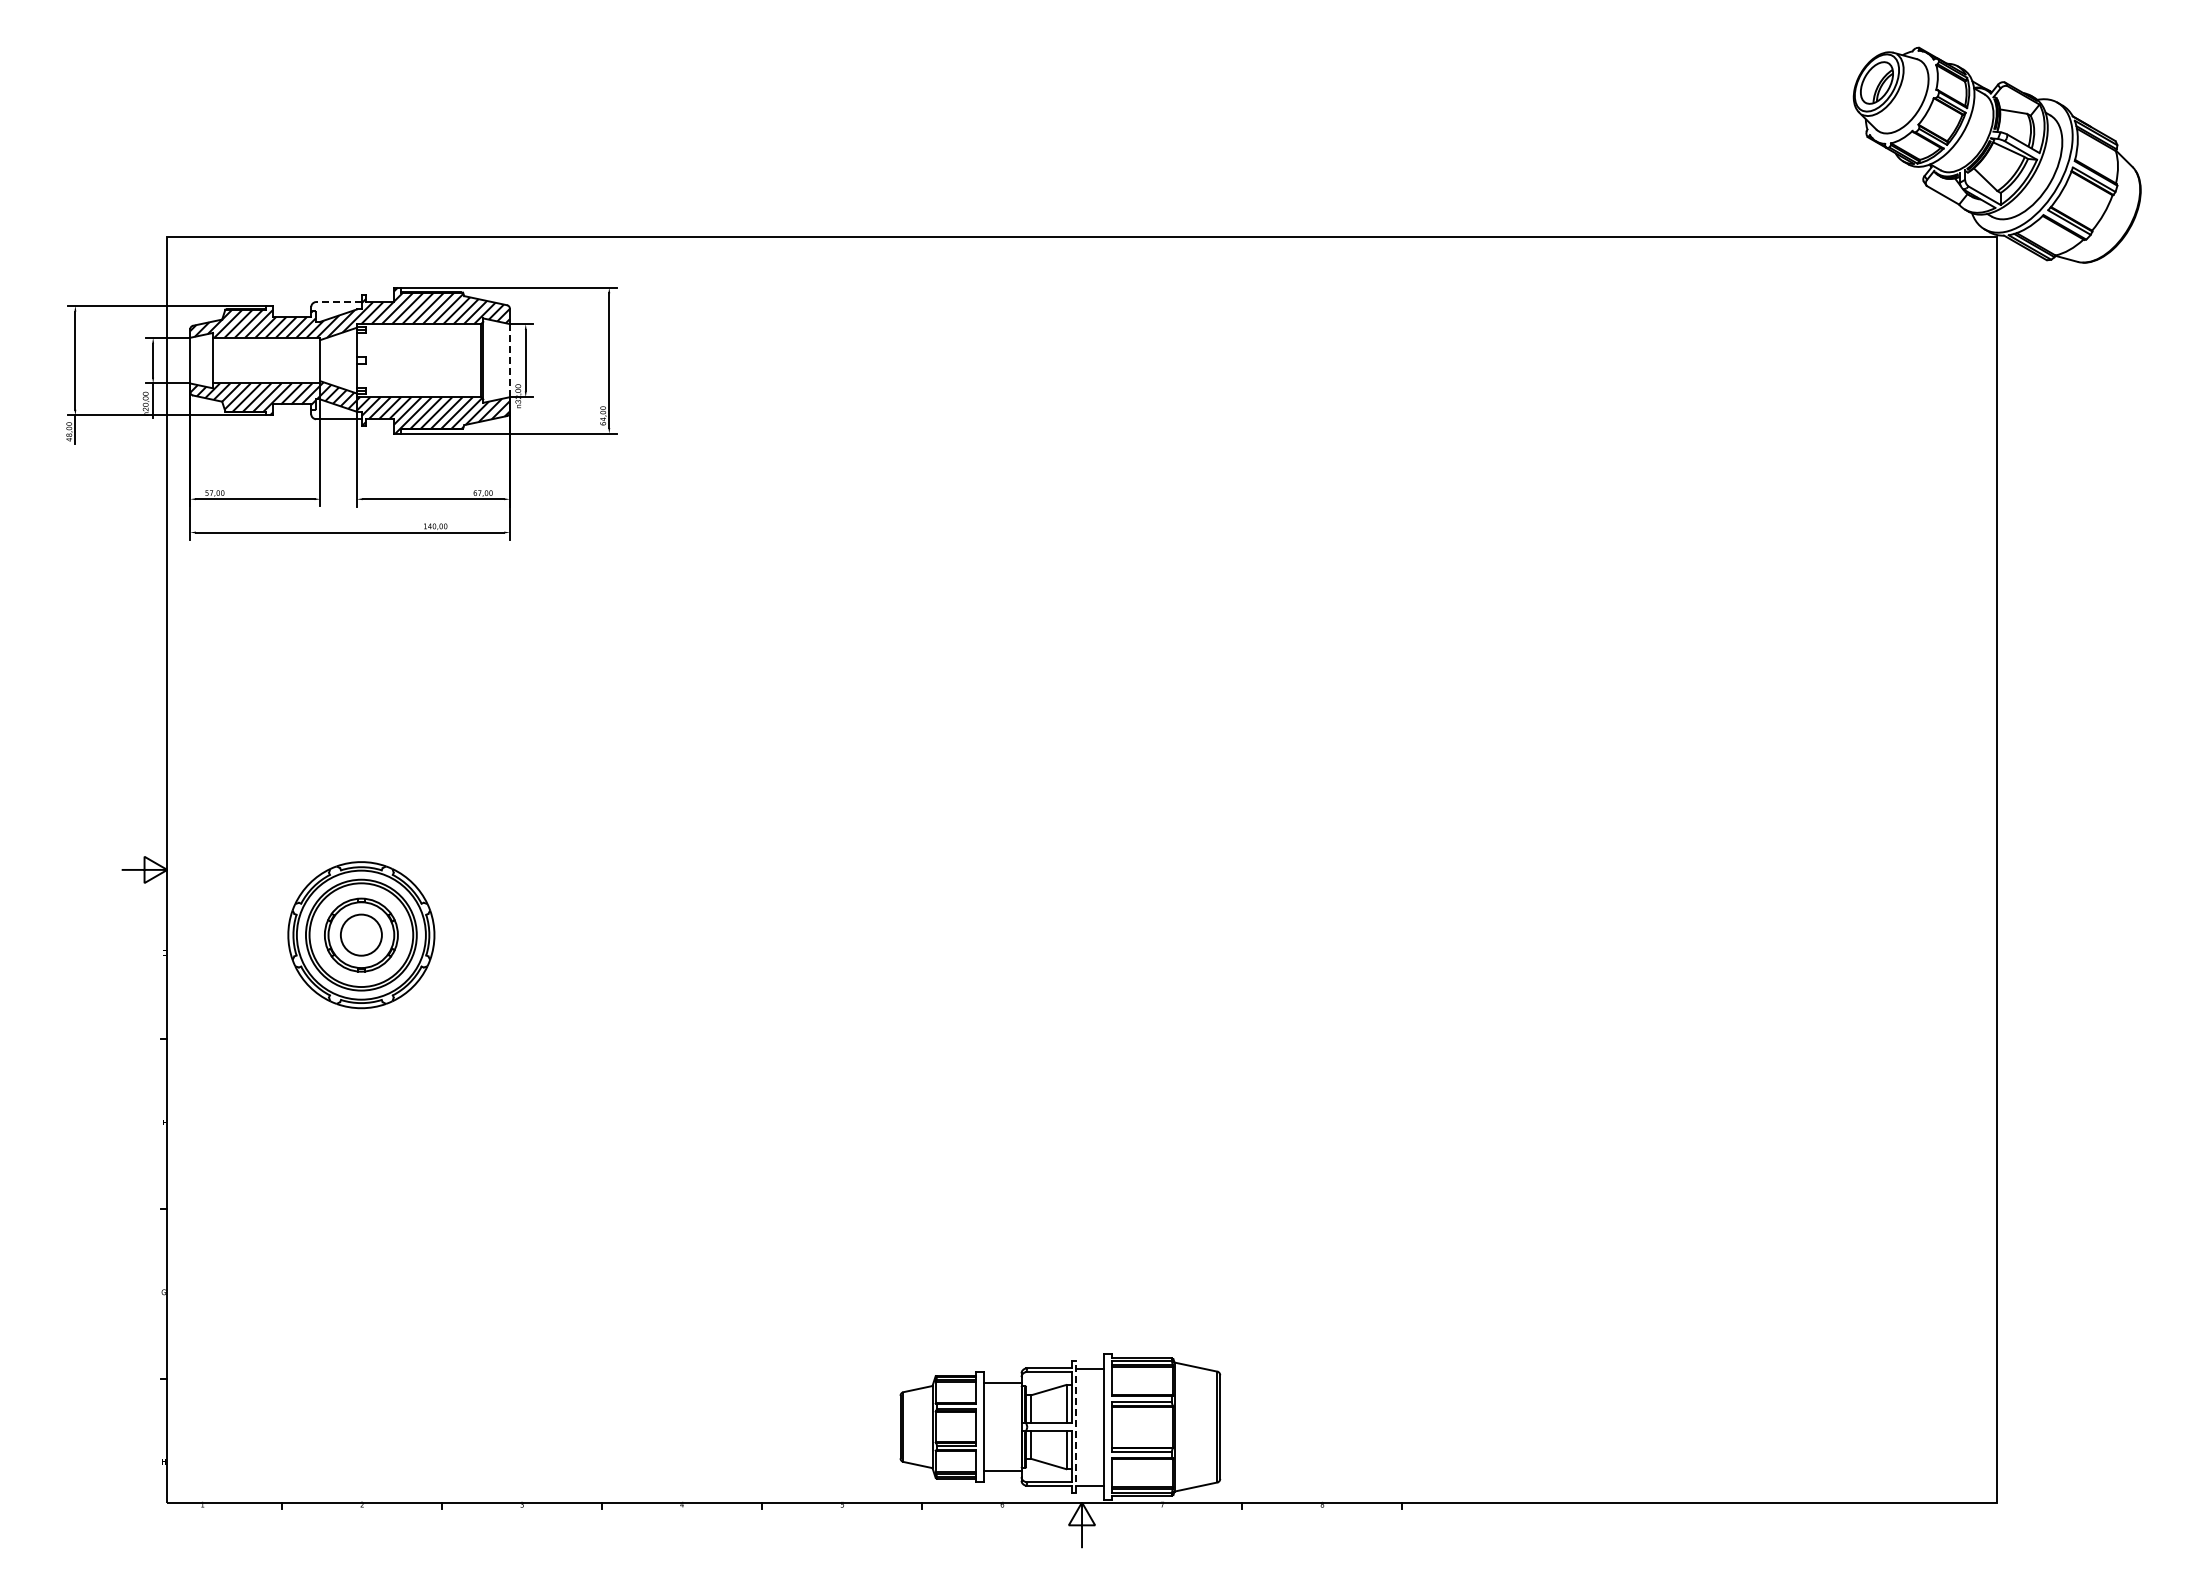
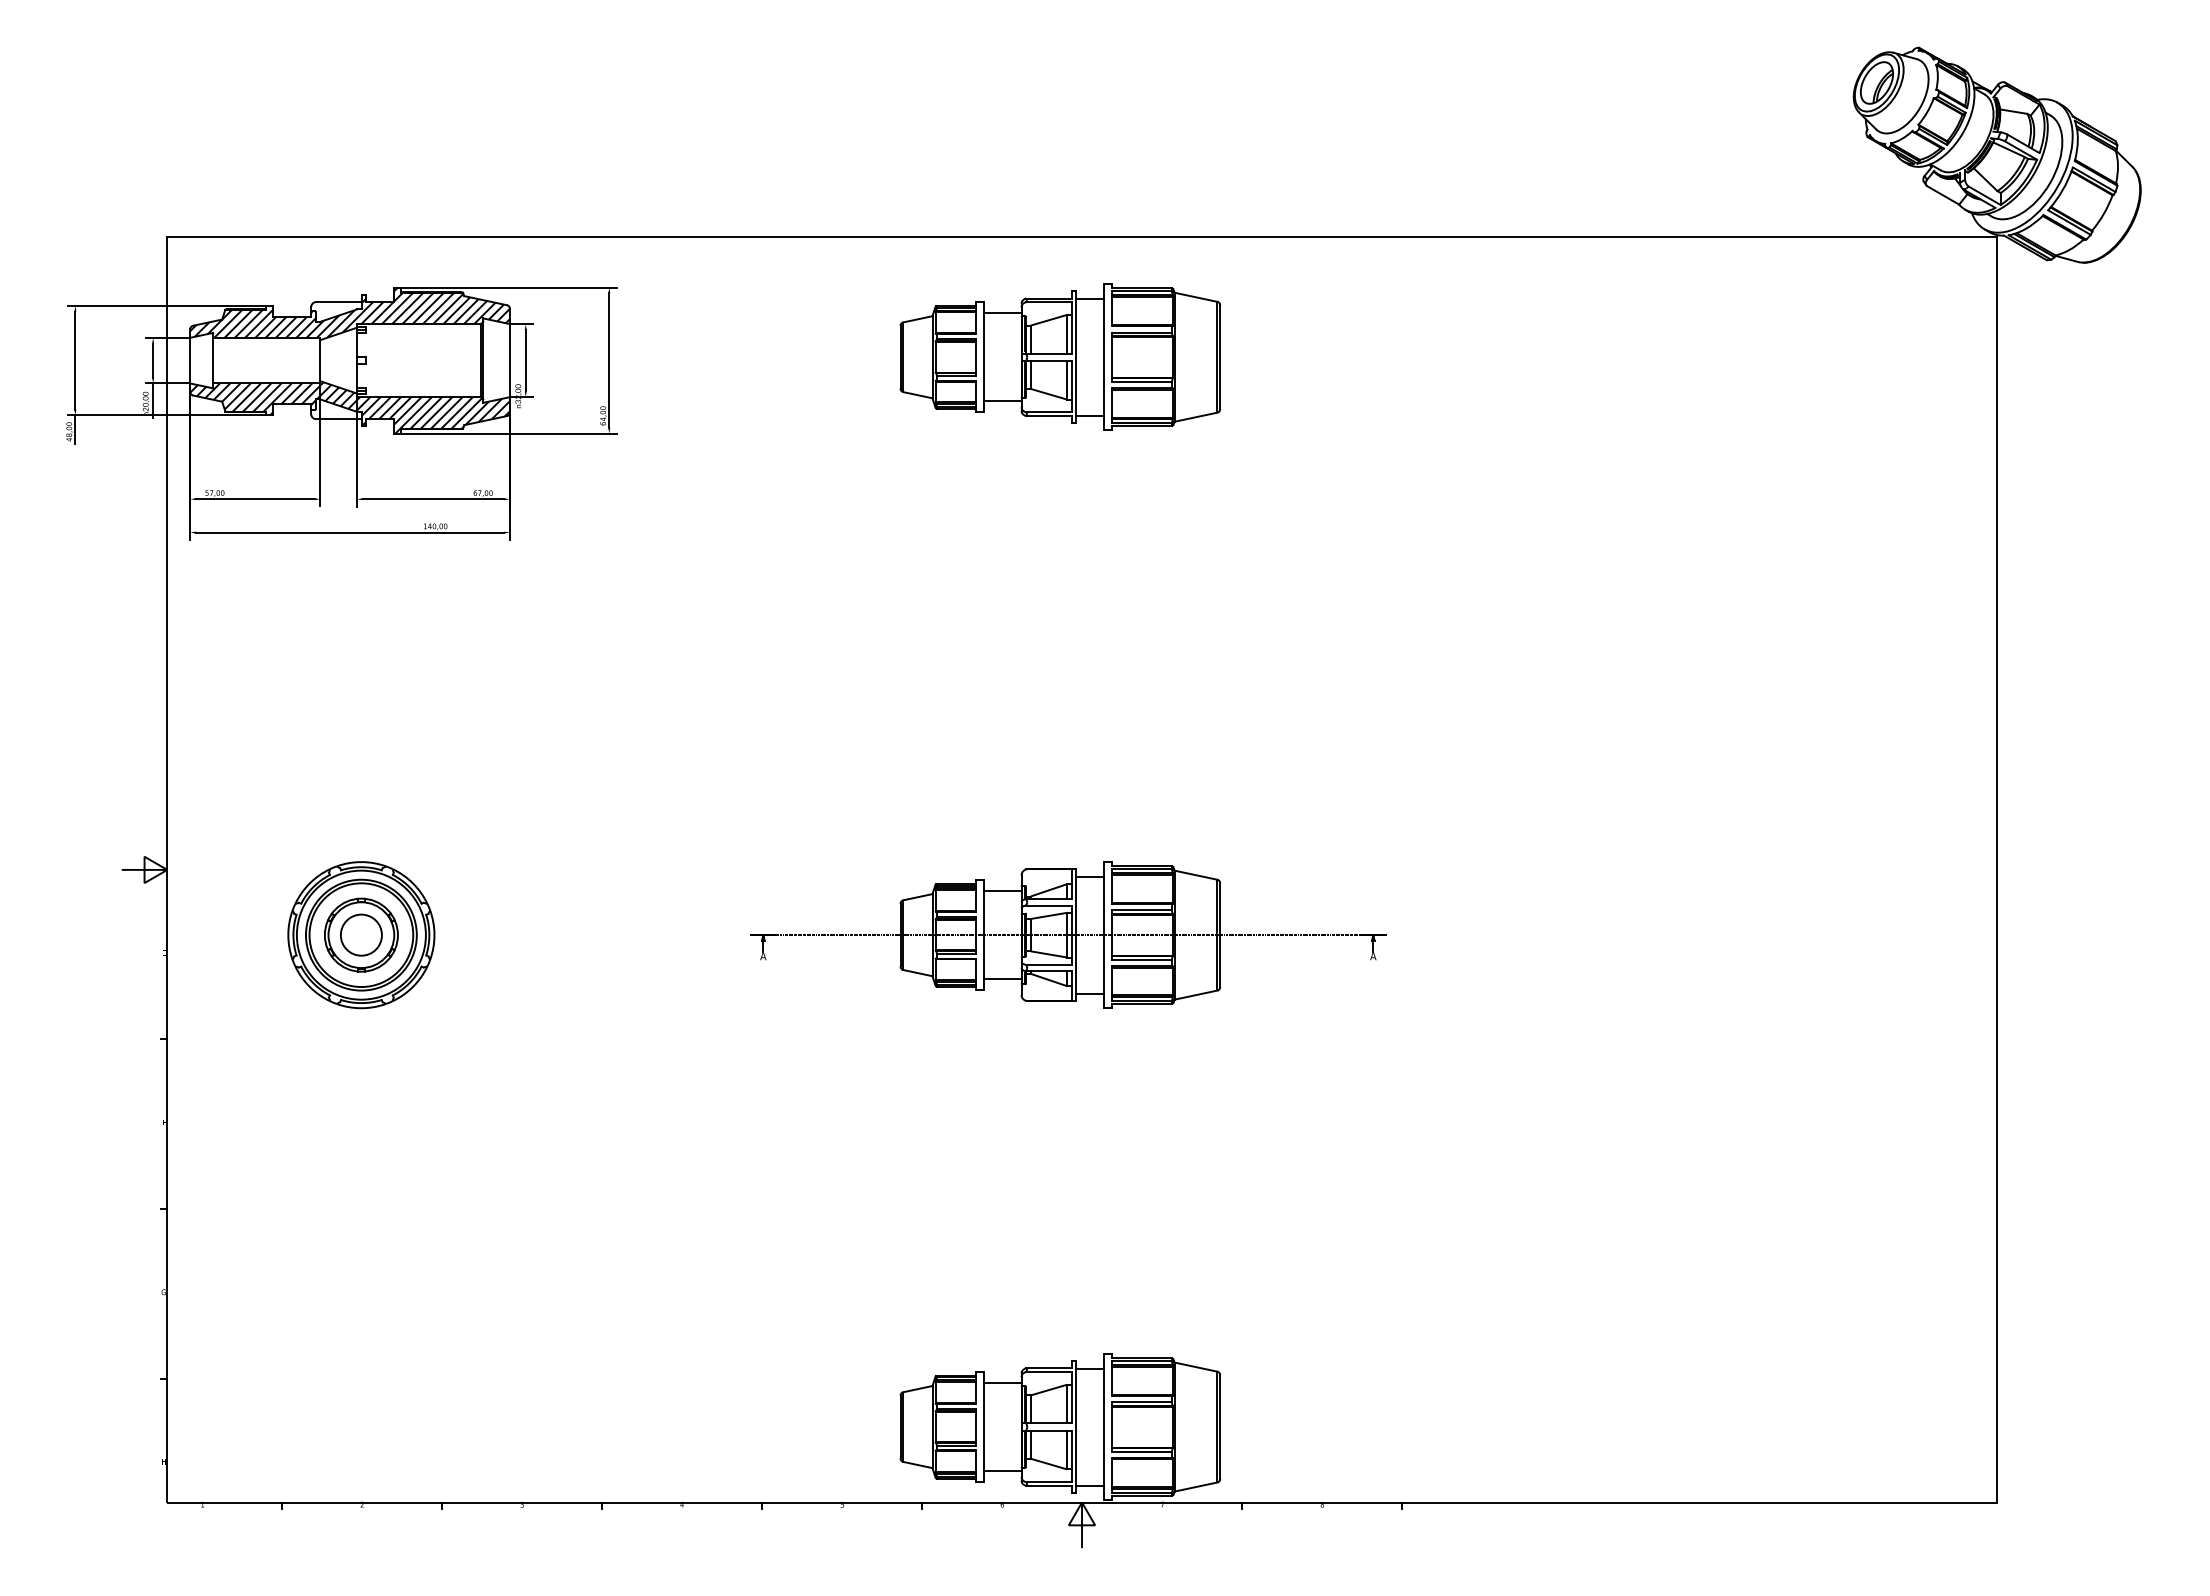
line: dashed -> solid (338, 301)
part: none -> present (1060, 356)
line: dashed -> solid (509, 360)
part: none -> present (1068, 934)
line: dashed -> solid (1076, 1427)
